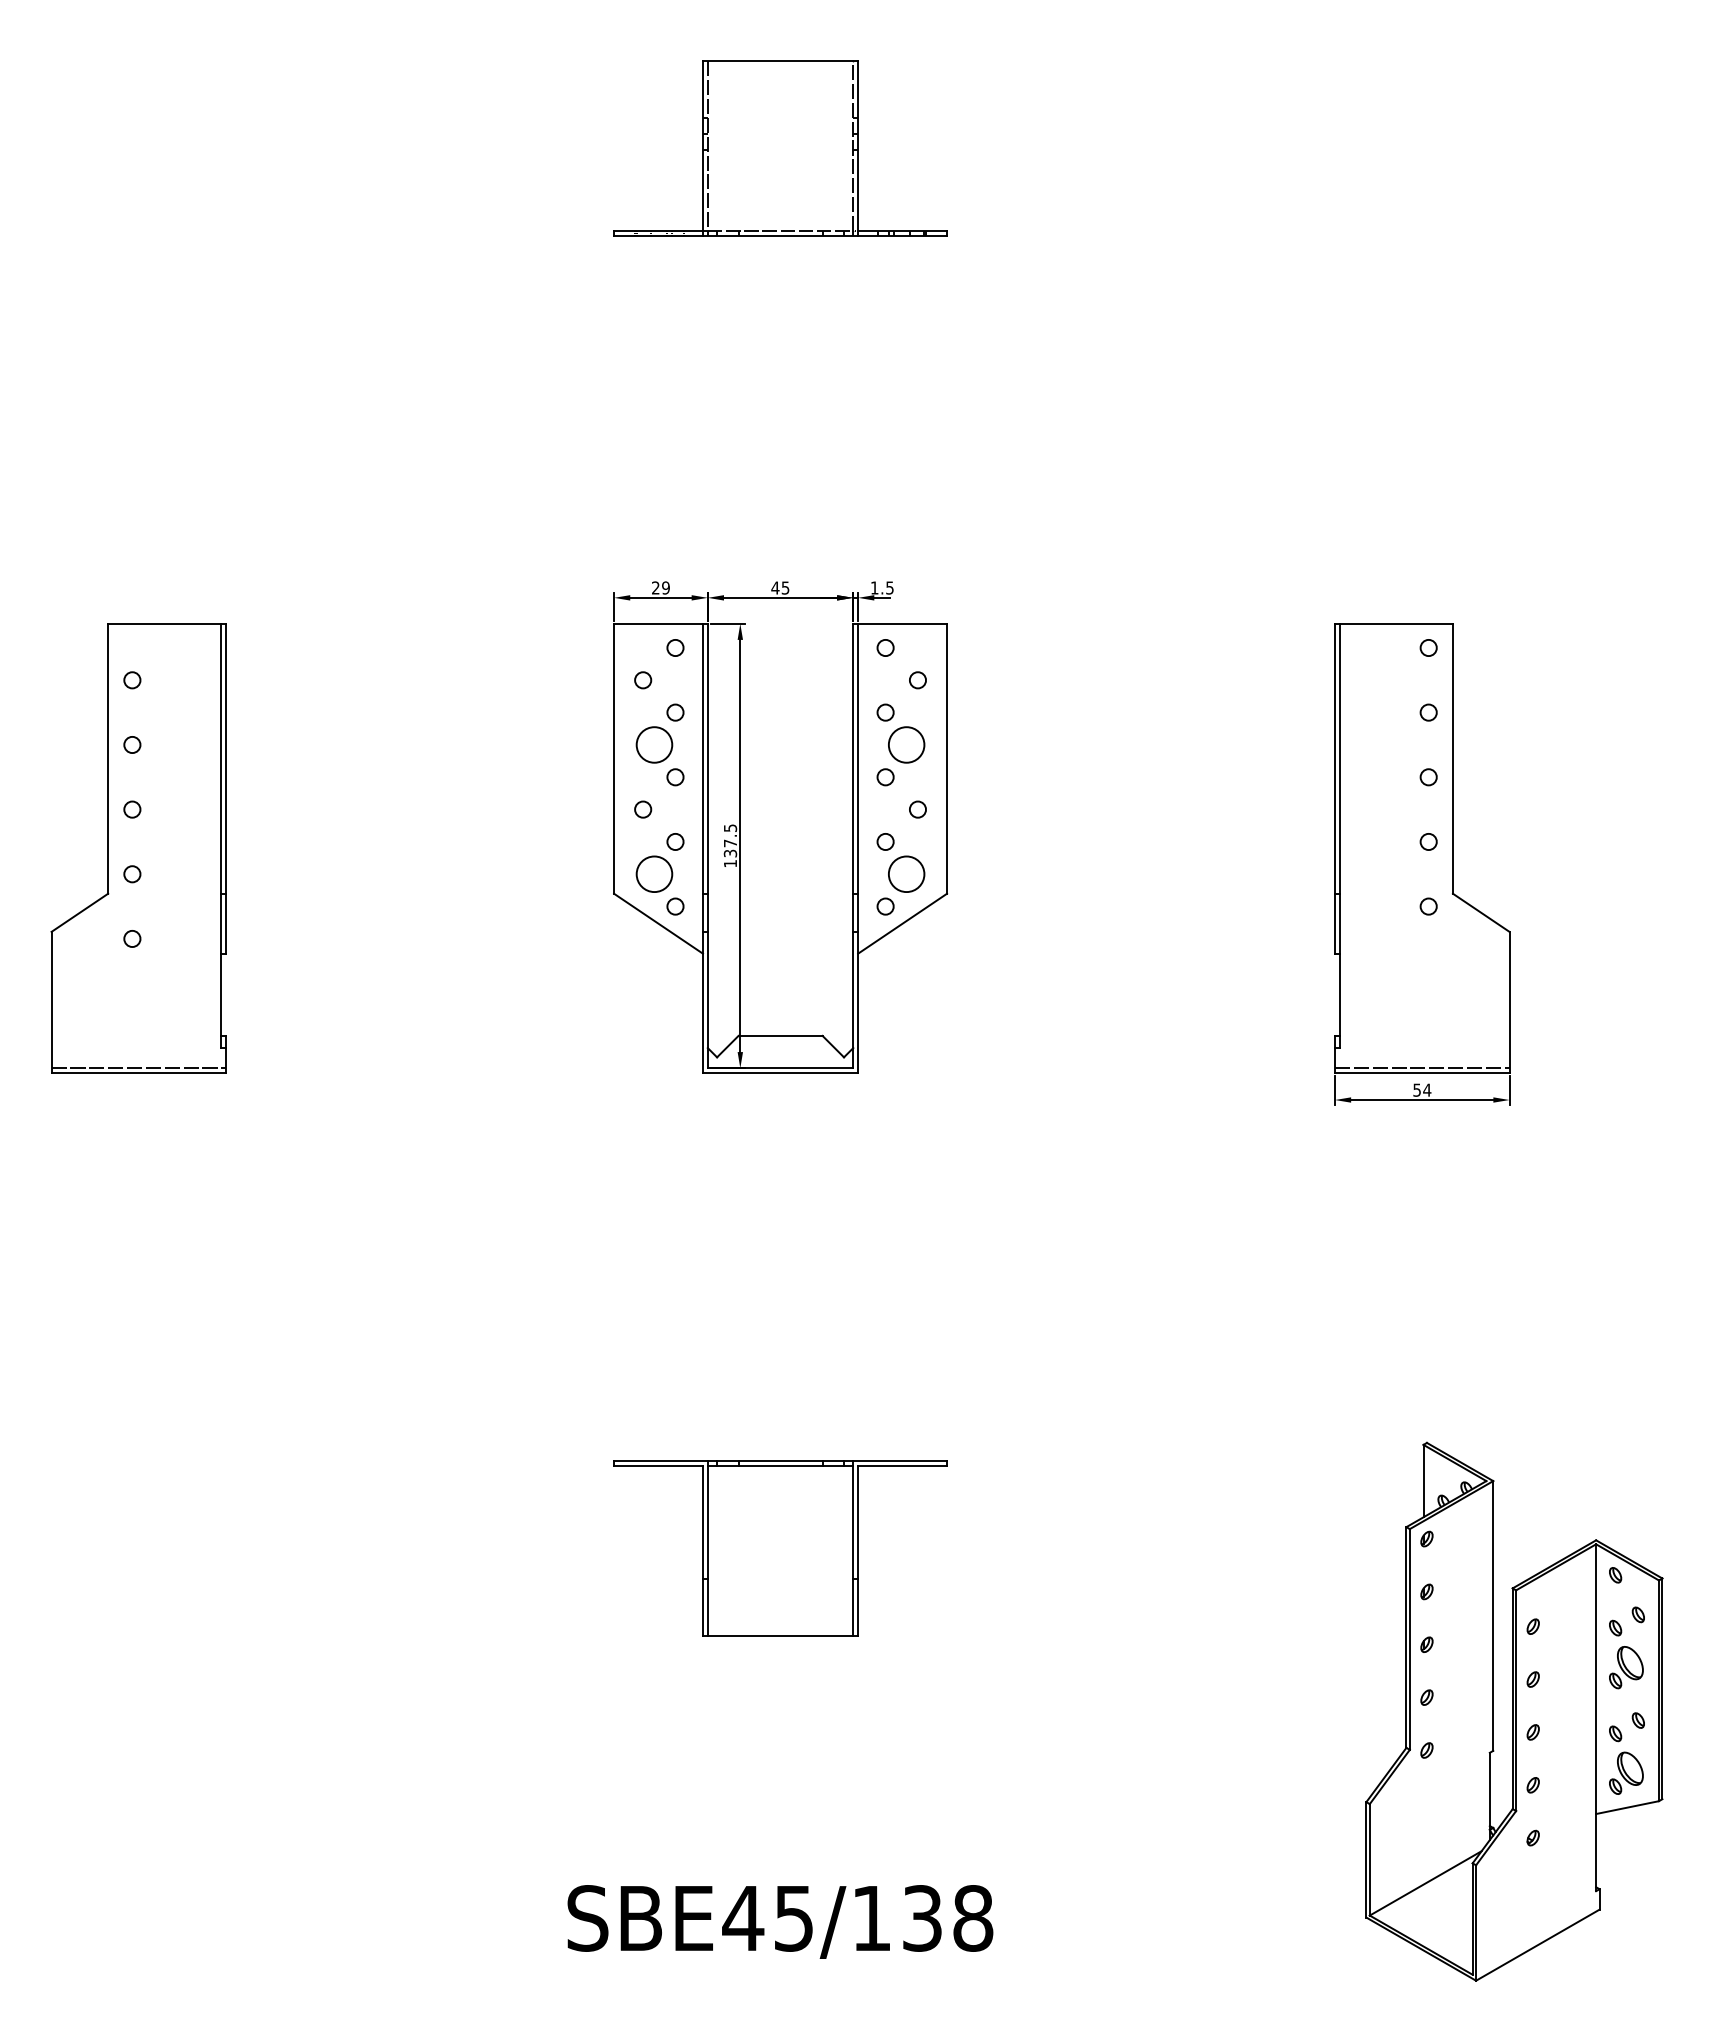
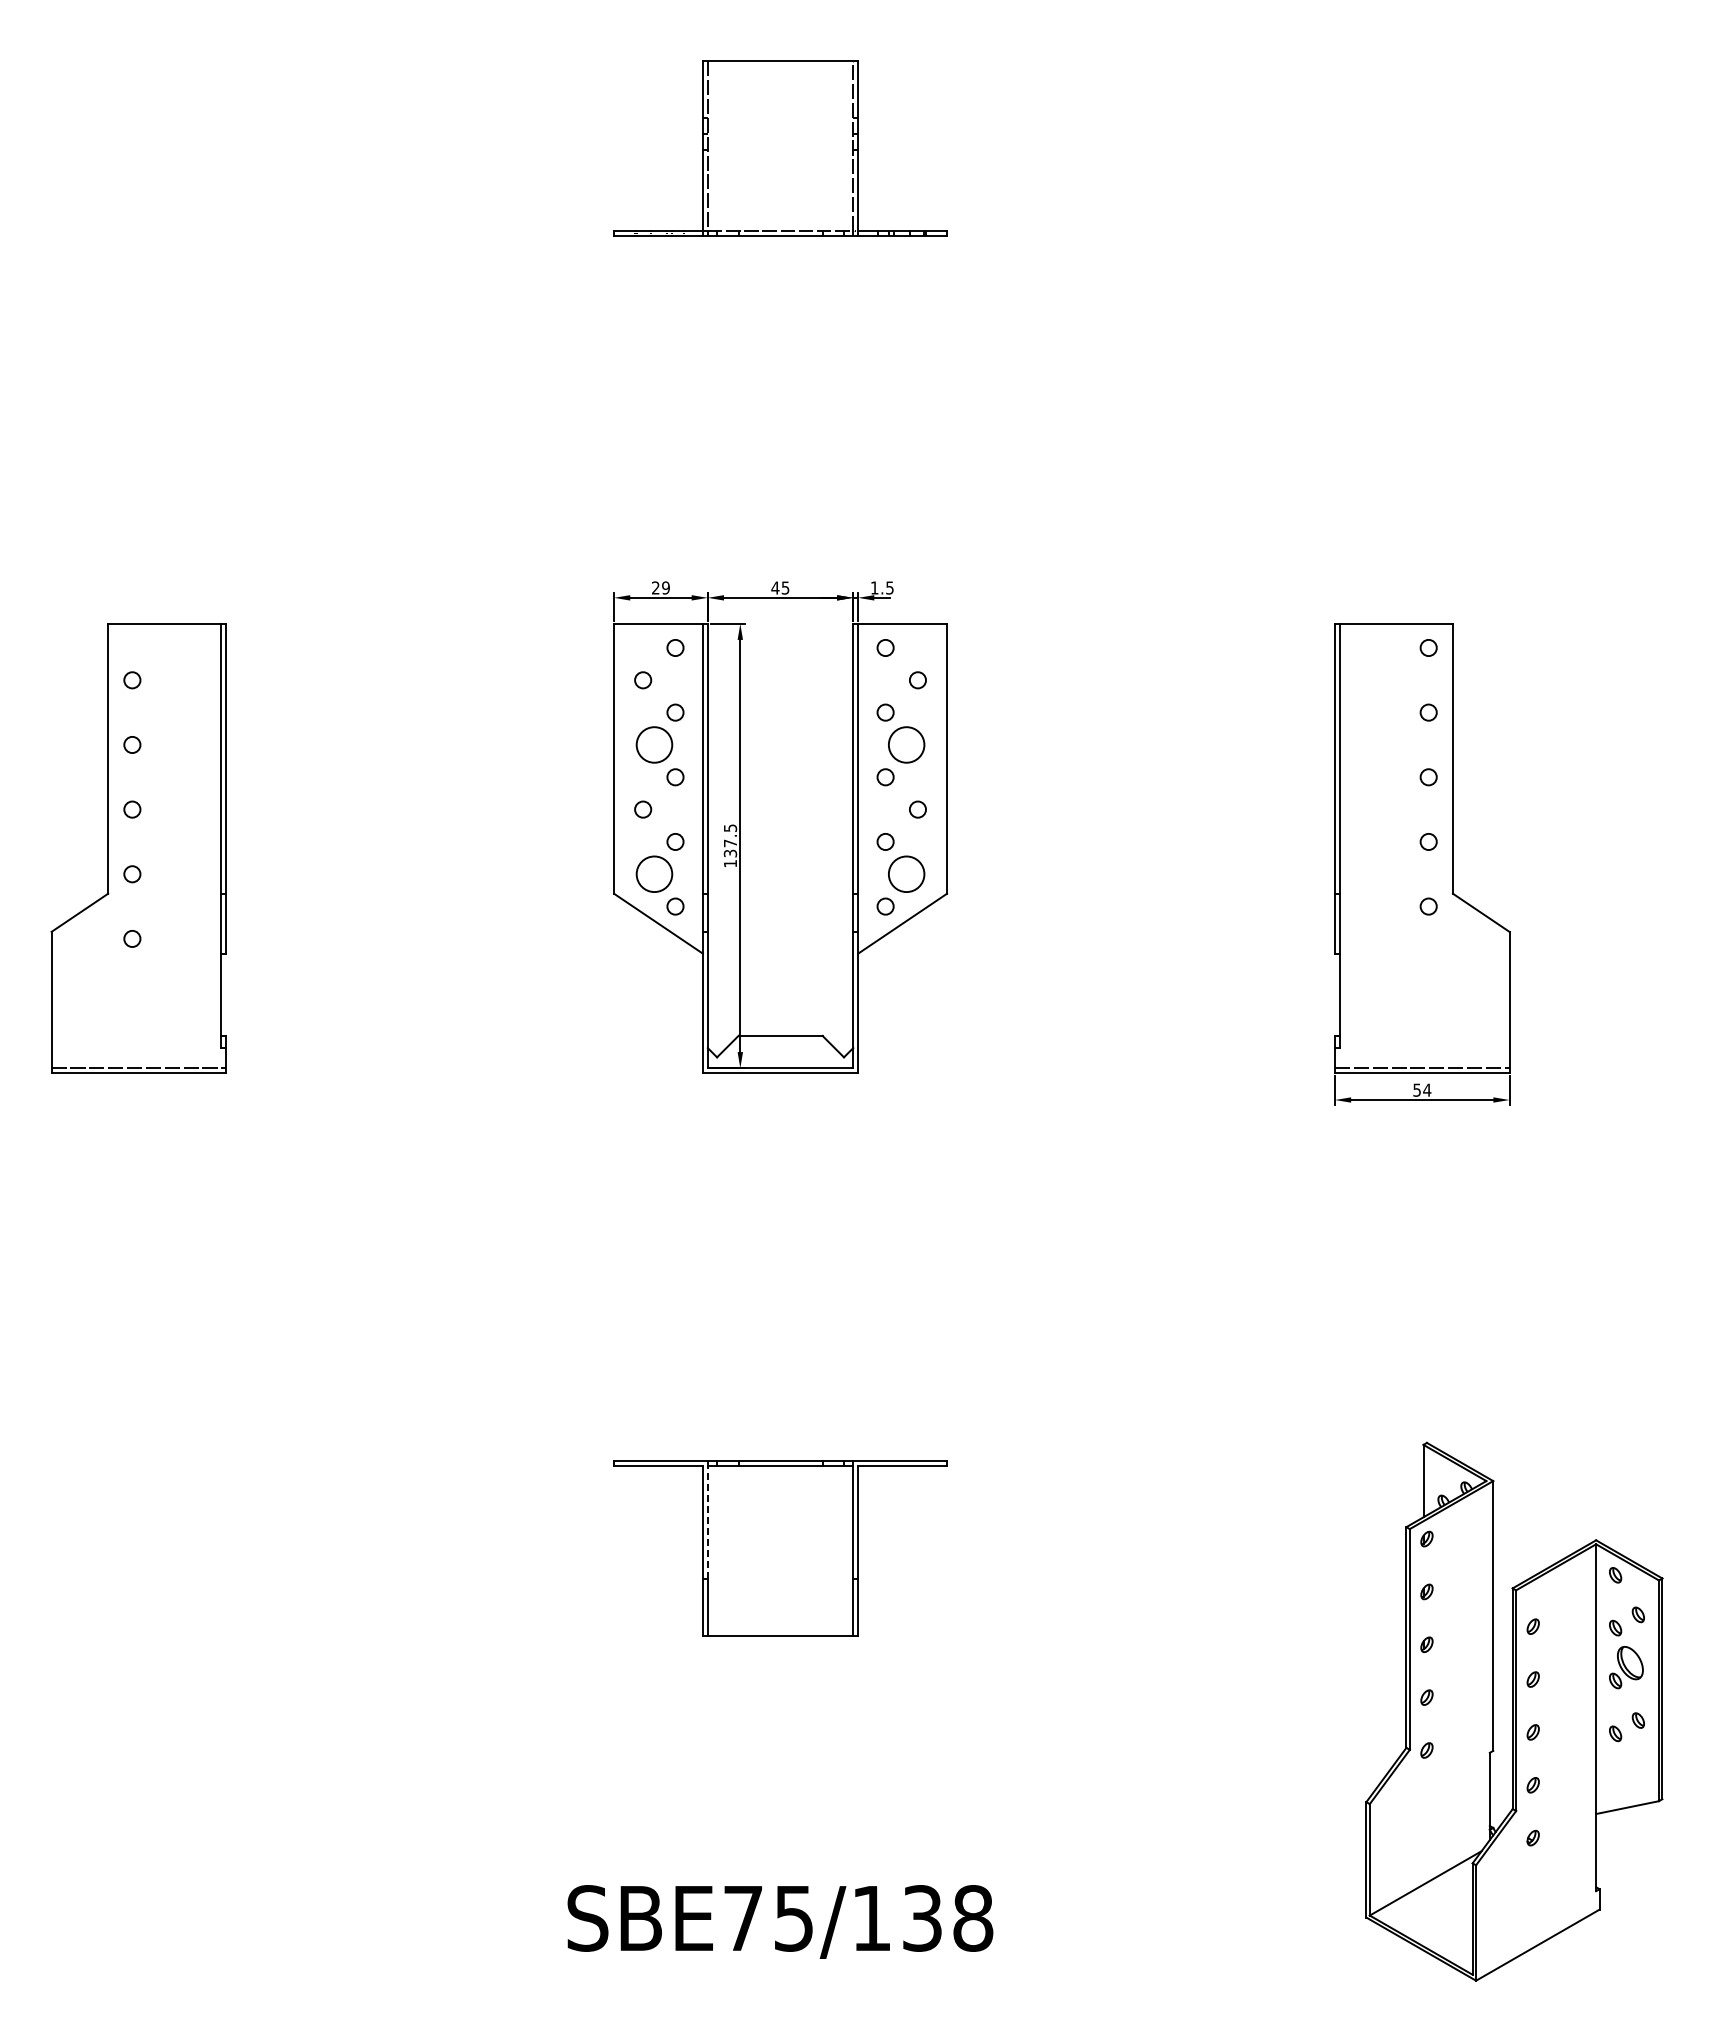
line: solid -> dashed (707, 1520)
part: present -> none (1626, 1772)
text: SBE45/138 -> SBE75/138 (743, 1918)
